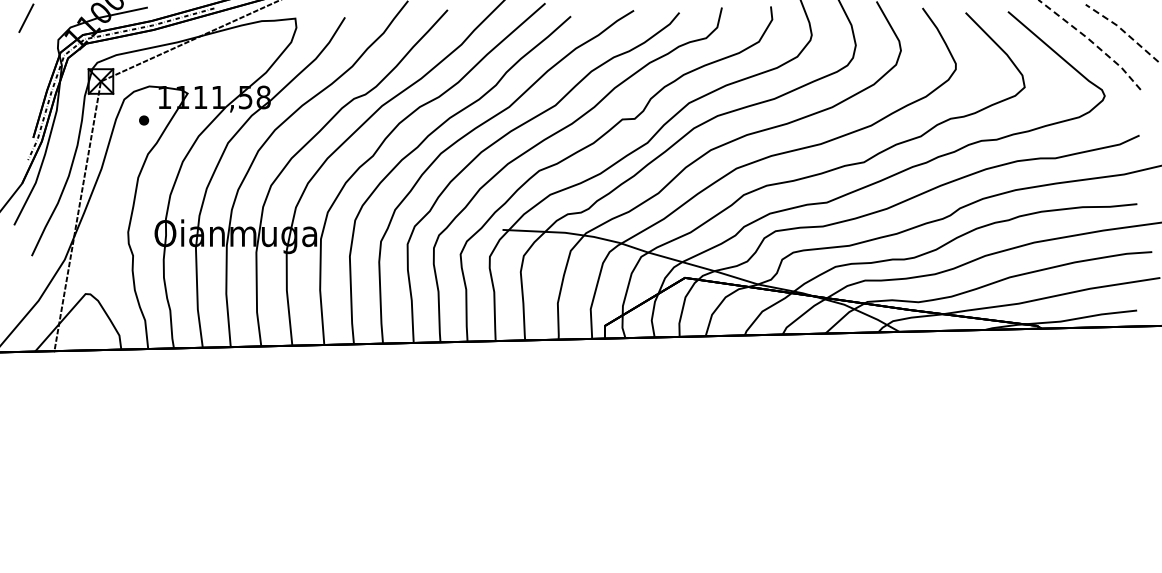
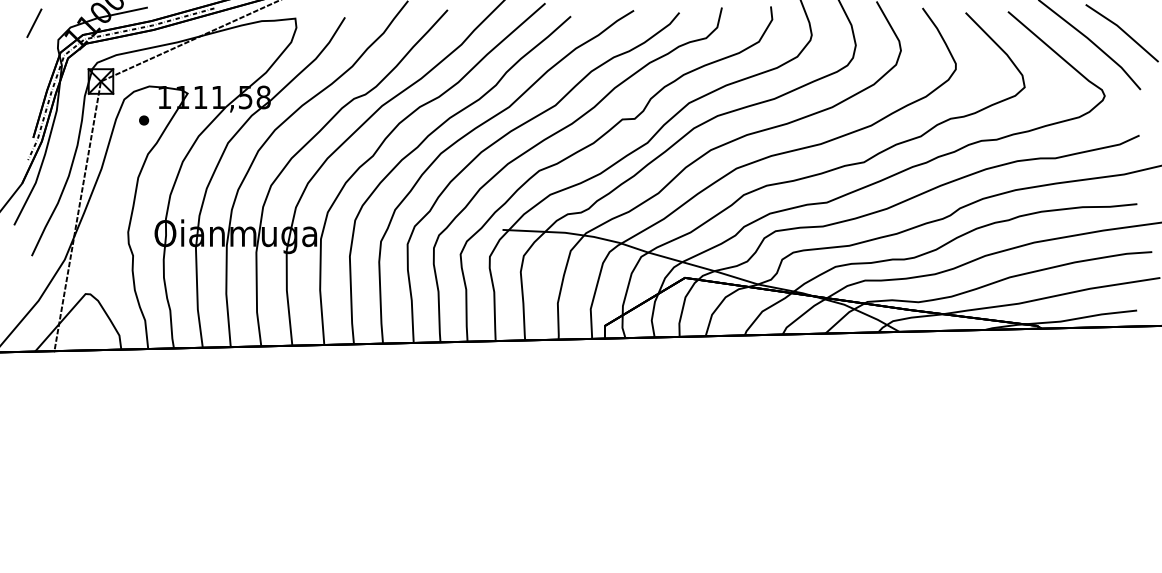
line position: (26, 17) -> (34, 22) (34, 22)
line: dashed -> solid (1123, 30)
line: dashed -> solid (1092, 42)
